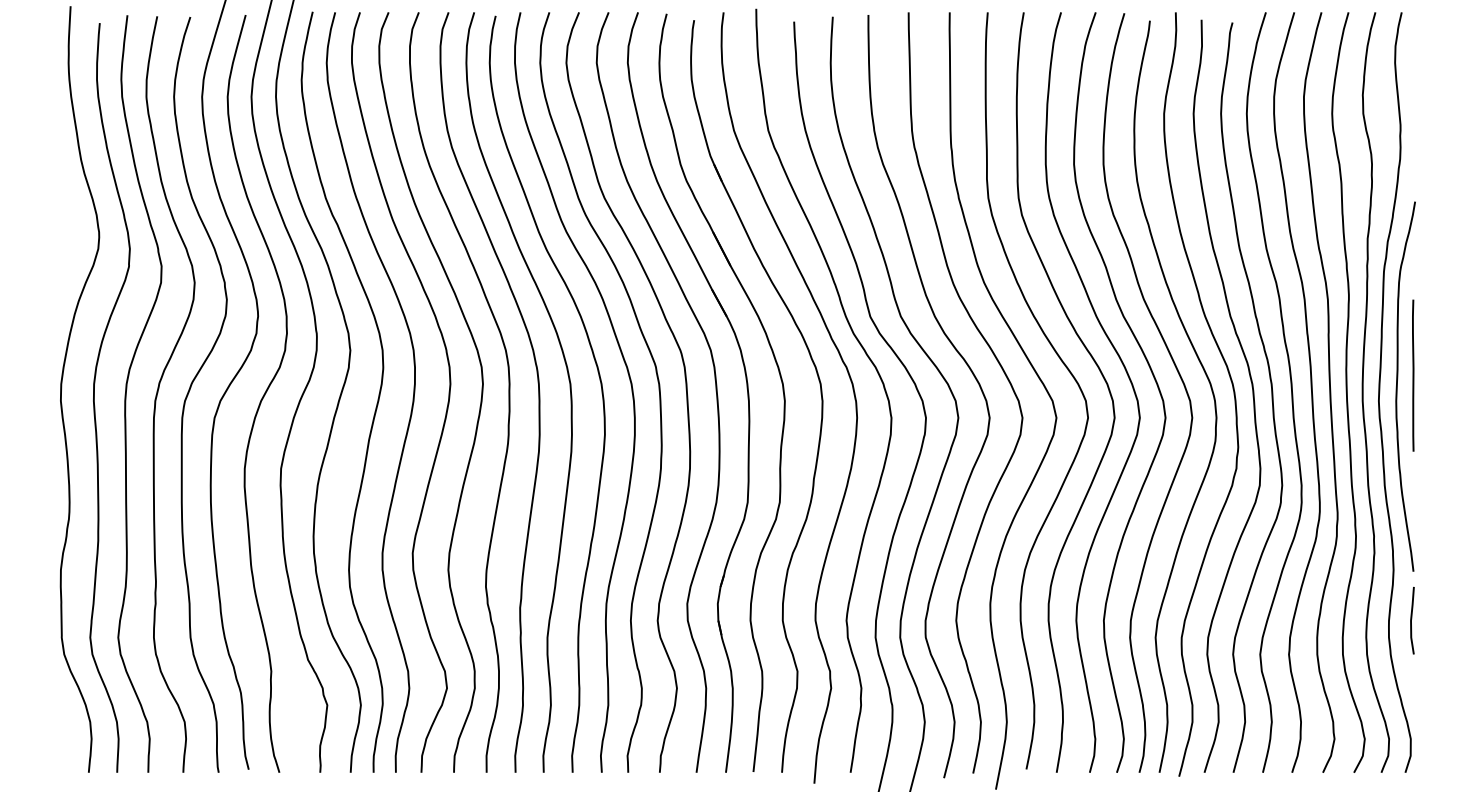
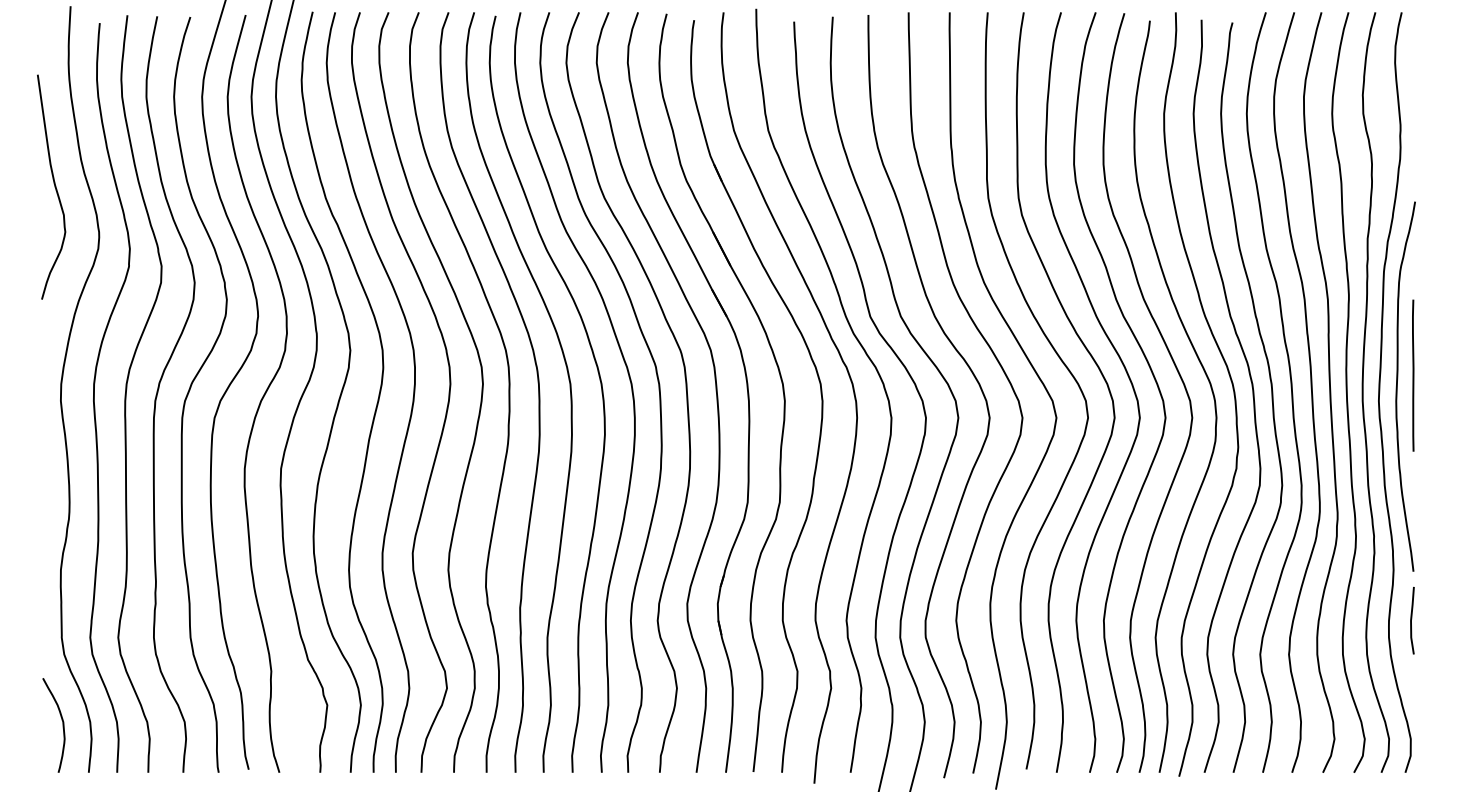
curve: none -> present (54, 186)
curve: none -> present (62, 725)
